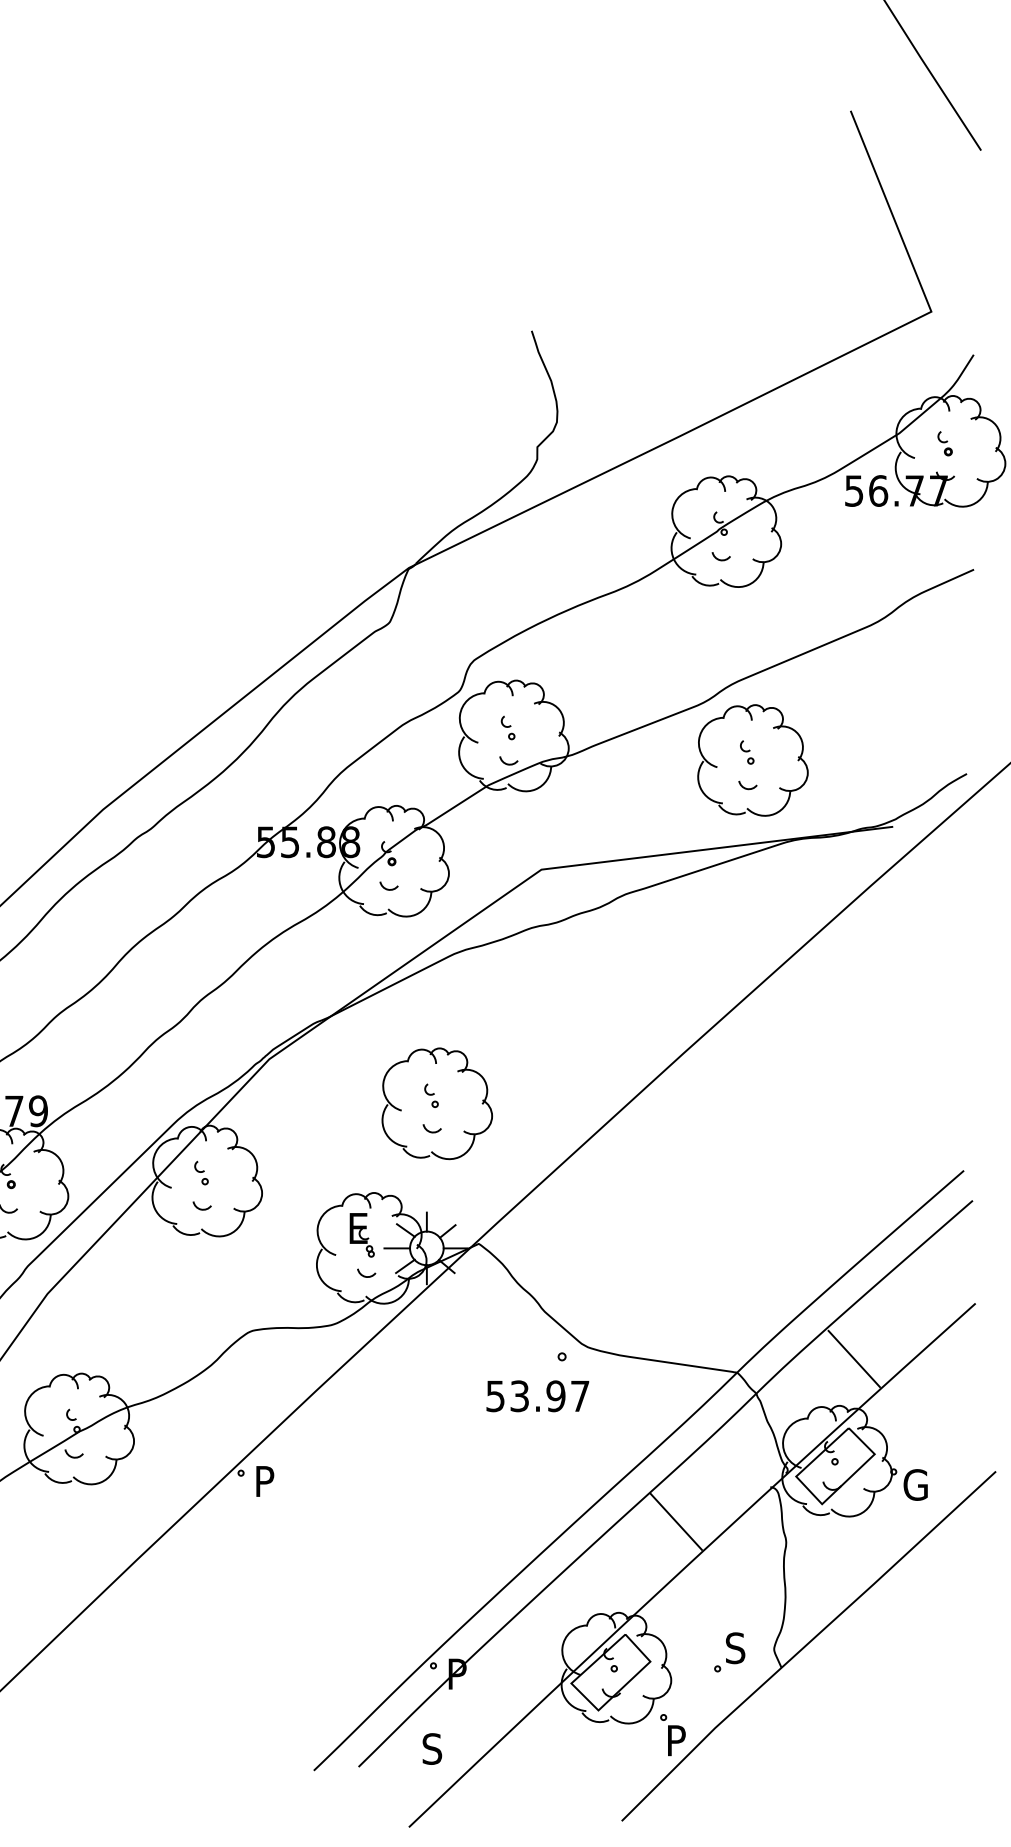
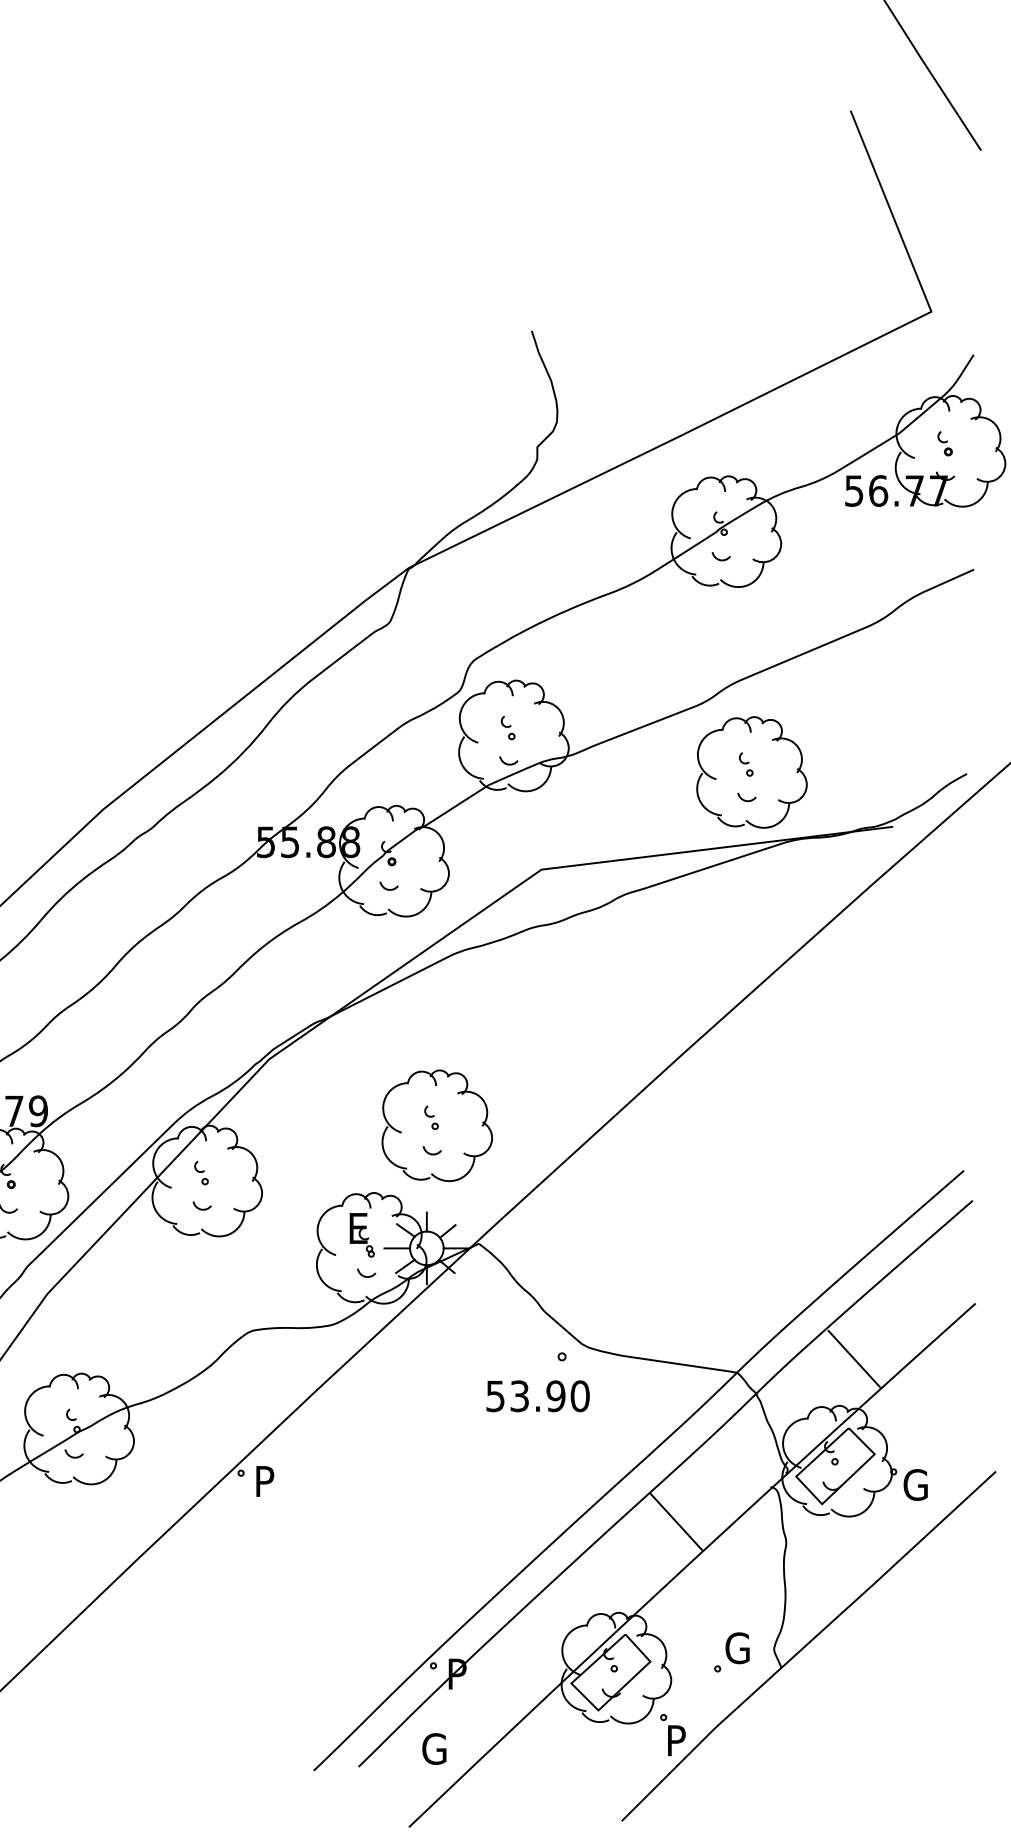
part position: (752, 760) -> (751, 772) (751, 772)
part position: (436, 1103) -> (436, 1125) (436, 1125)
text: 53.97 -> 53.90 (579, 1396)
text: S -> G (737, 1648)
text: S -> G (434, 1748)
